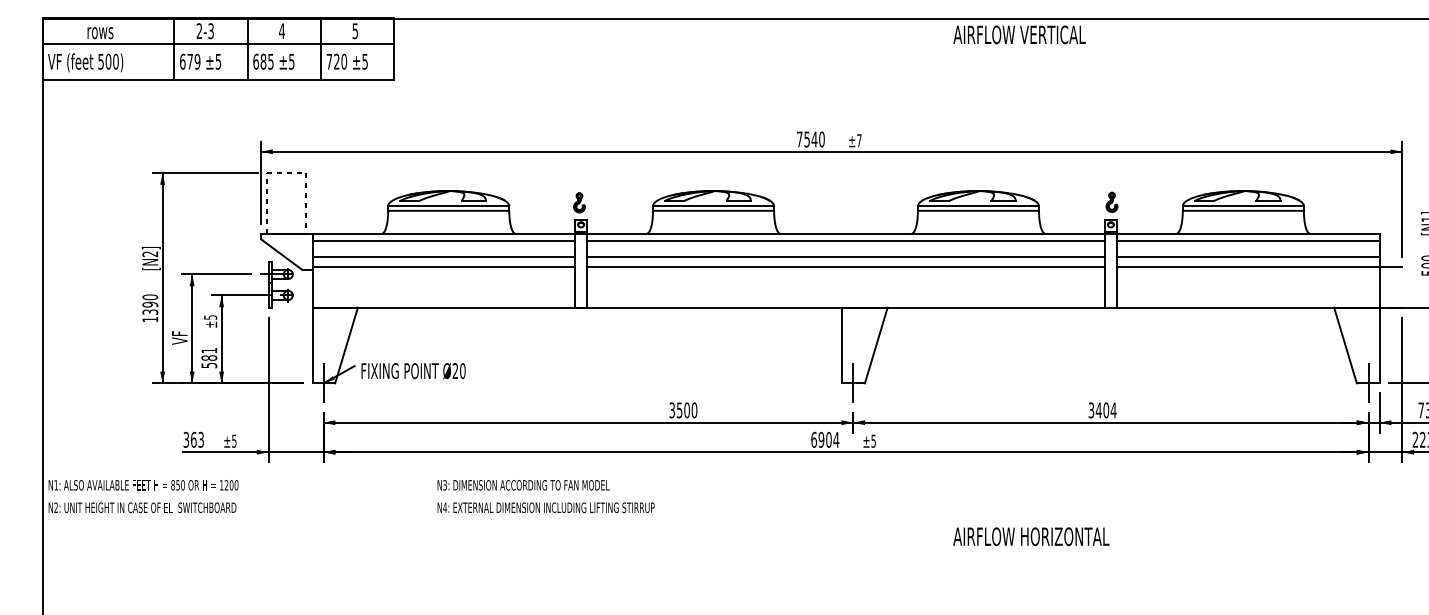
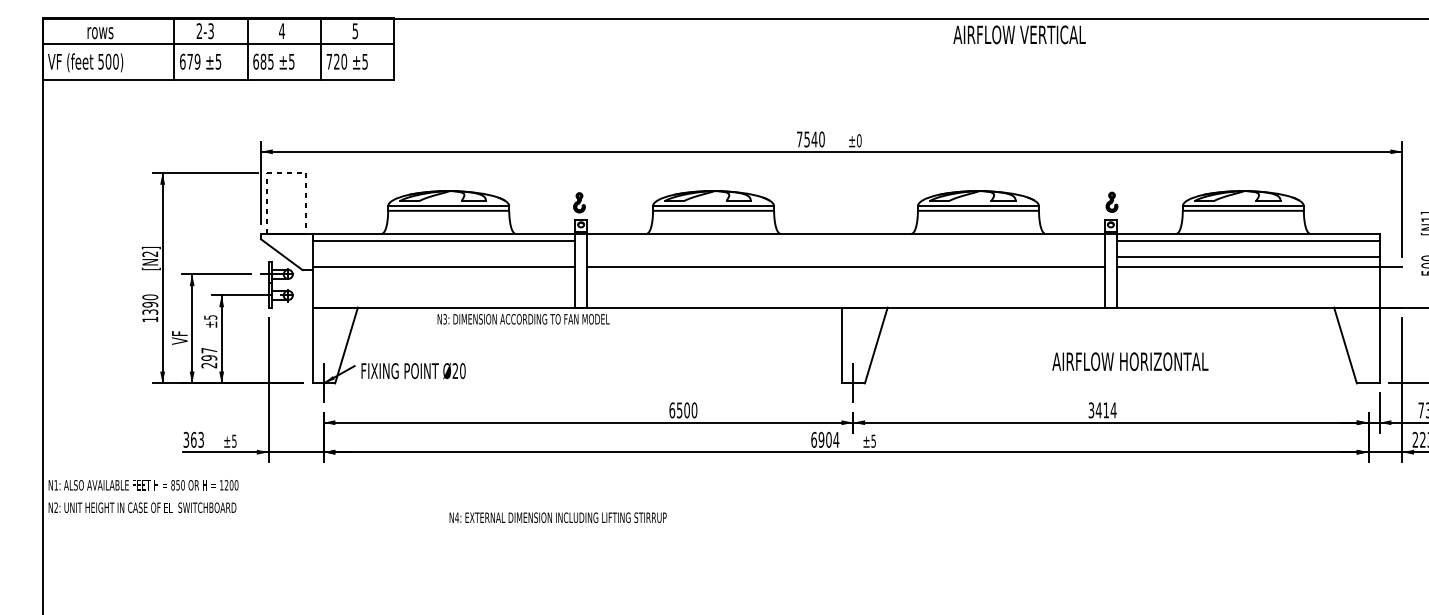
text: ±7 -> ±0 (859, 140)
line: present -> none (845, 241)
line: present -> none (443, 256)
line: present -> none (845, 256)
text: 581 -> 297 (209, 358)
line: present -> none (1368, 383)
text: 3500 -> 6500 (672, 410)
text: 3404 -> 3414 (1106, 410)
text position: (523, 485) -> (523, 319) (523, 319)
text position: (545, 507) -> (557, 517) (557, 517)
text position: (1031, 536) -> (1130, 361) (1130, 361)
